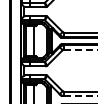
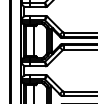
line: dashed -> solid (81, 49)
line: dashed -> solid (81, 96)
